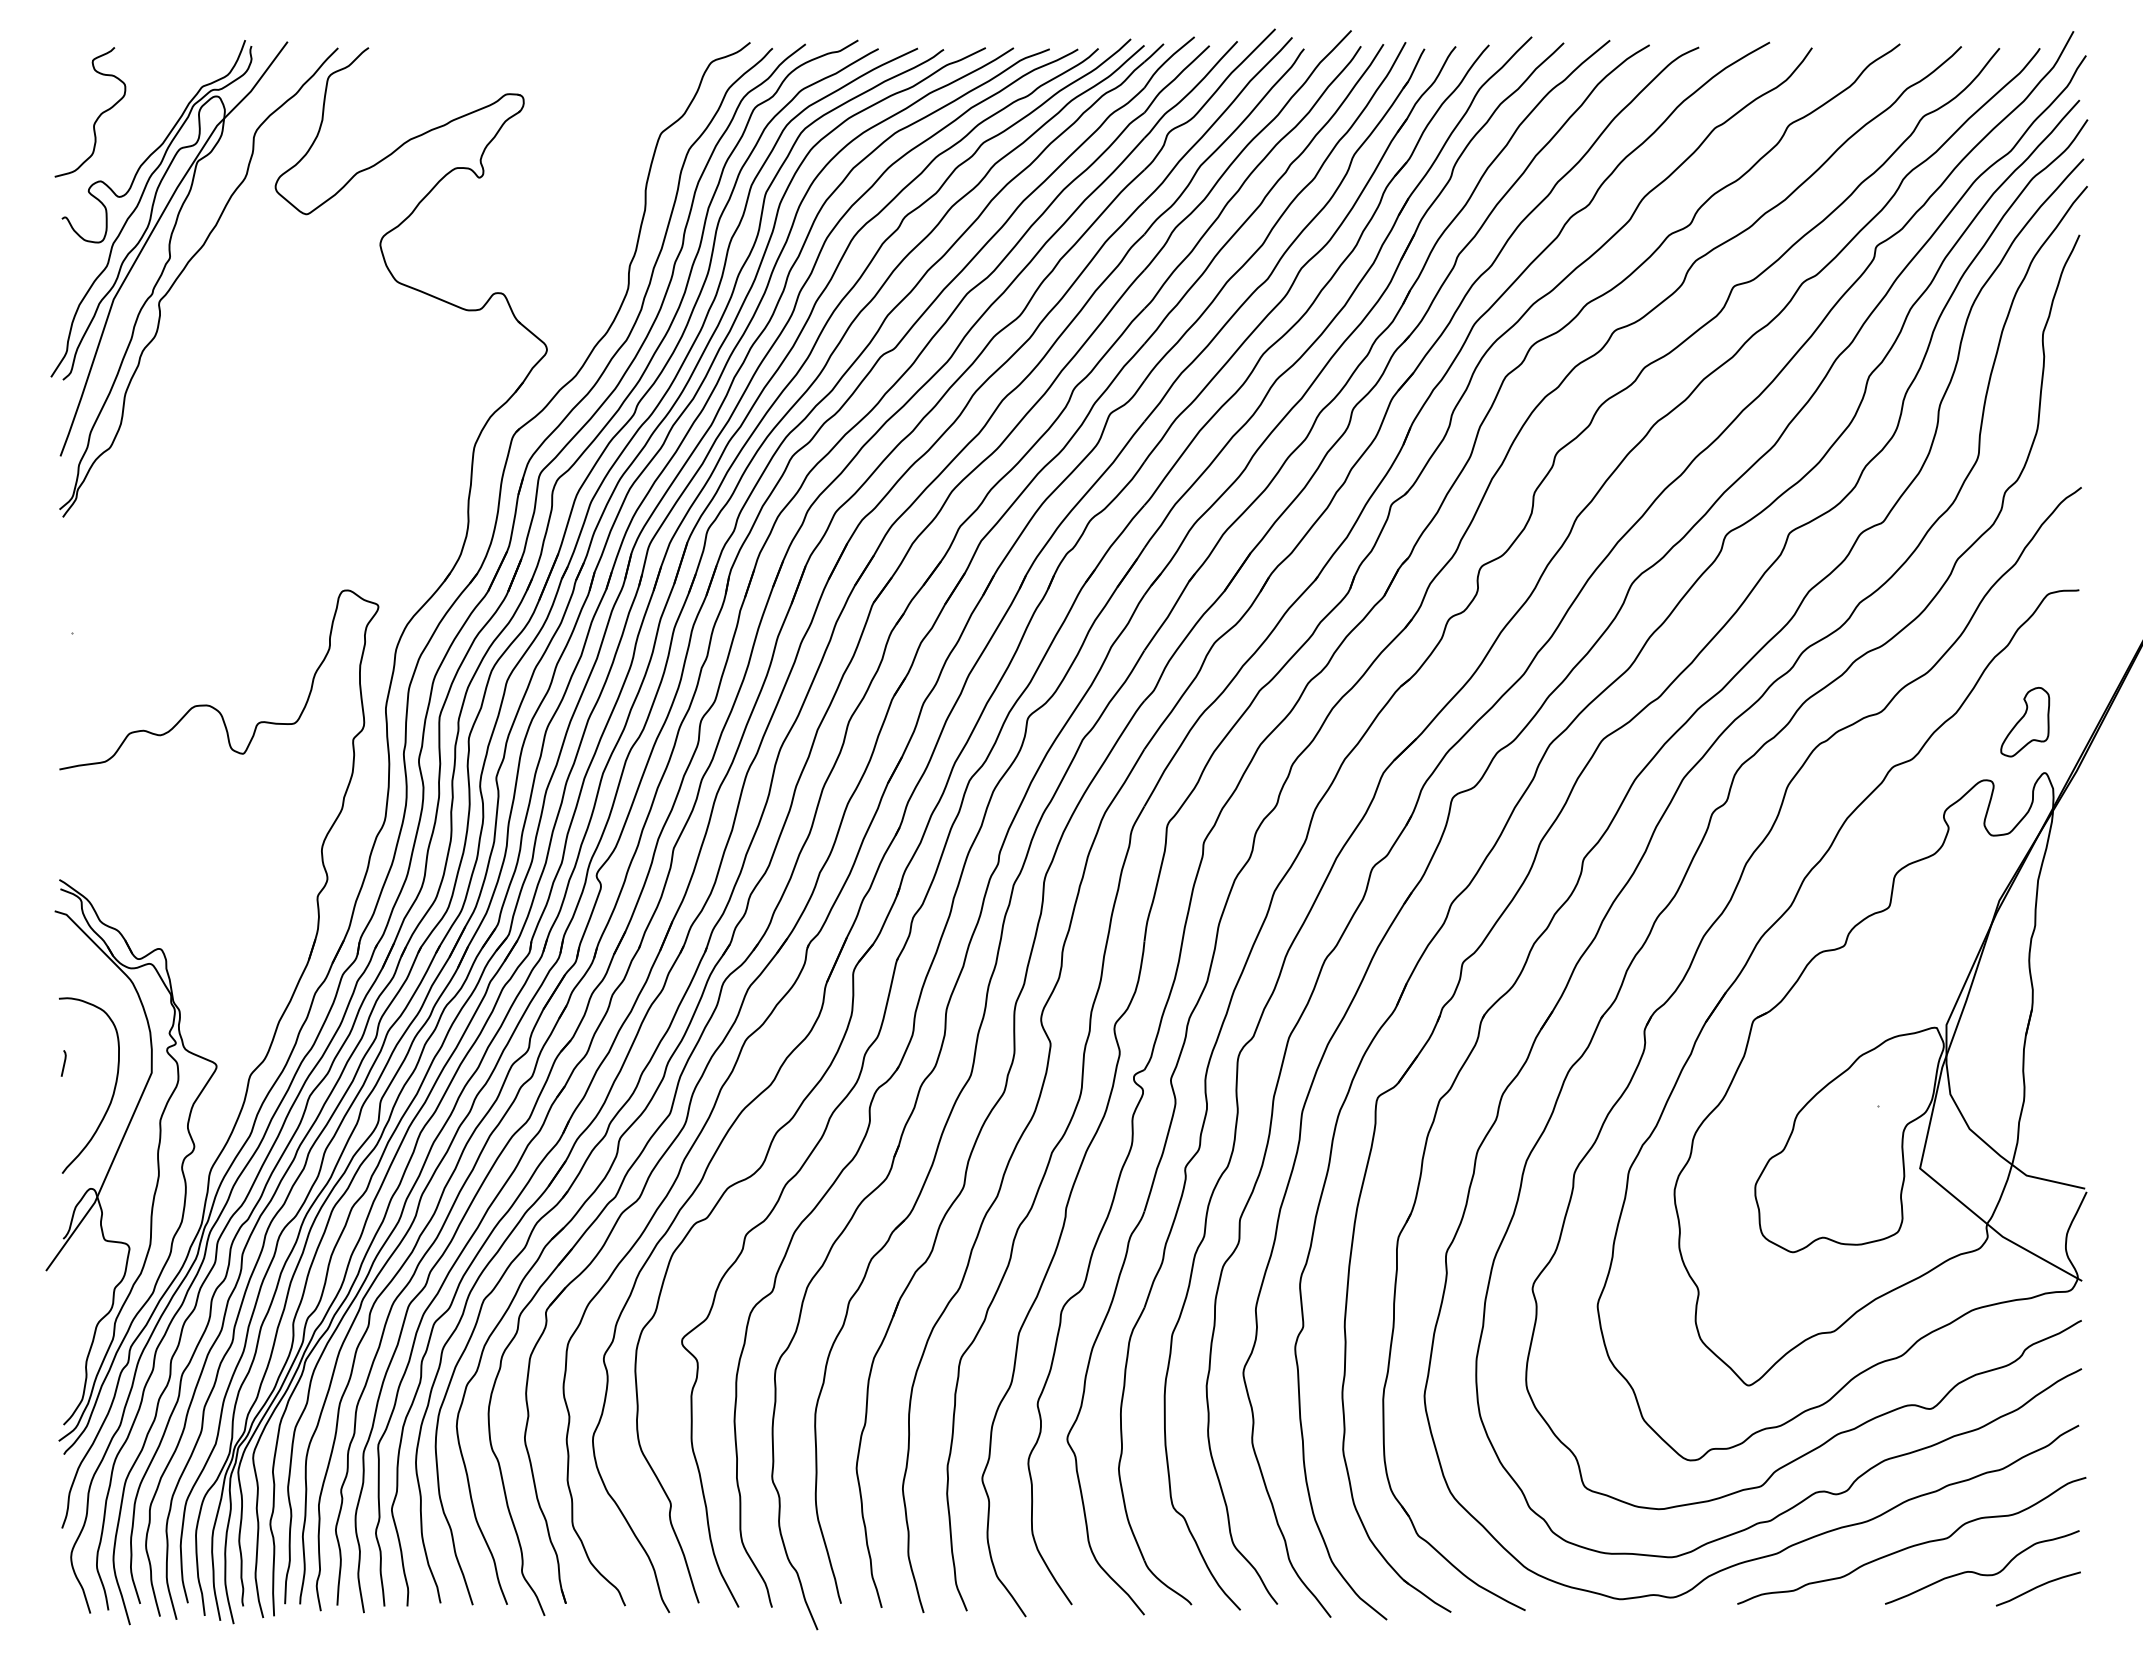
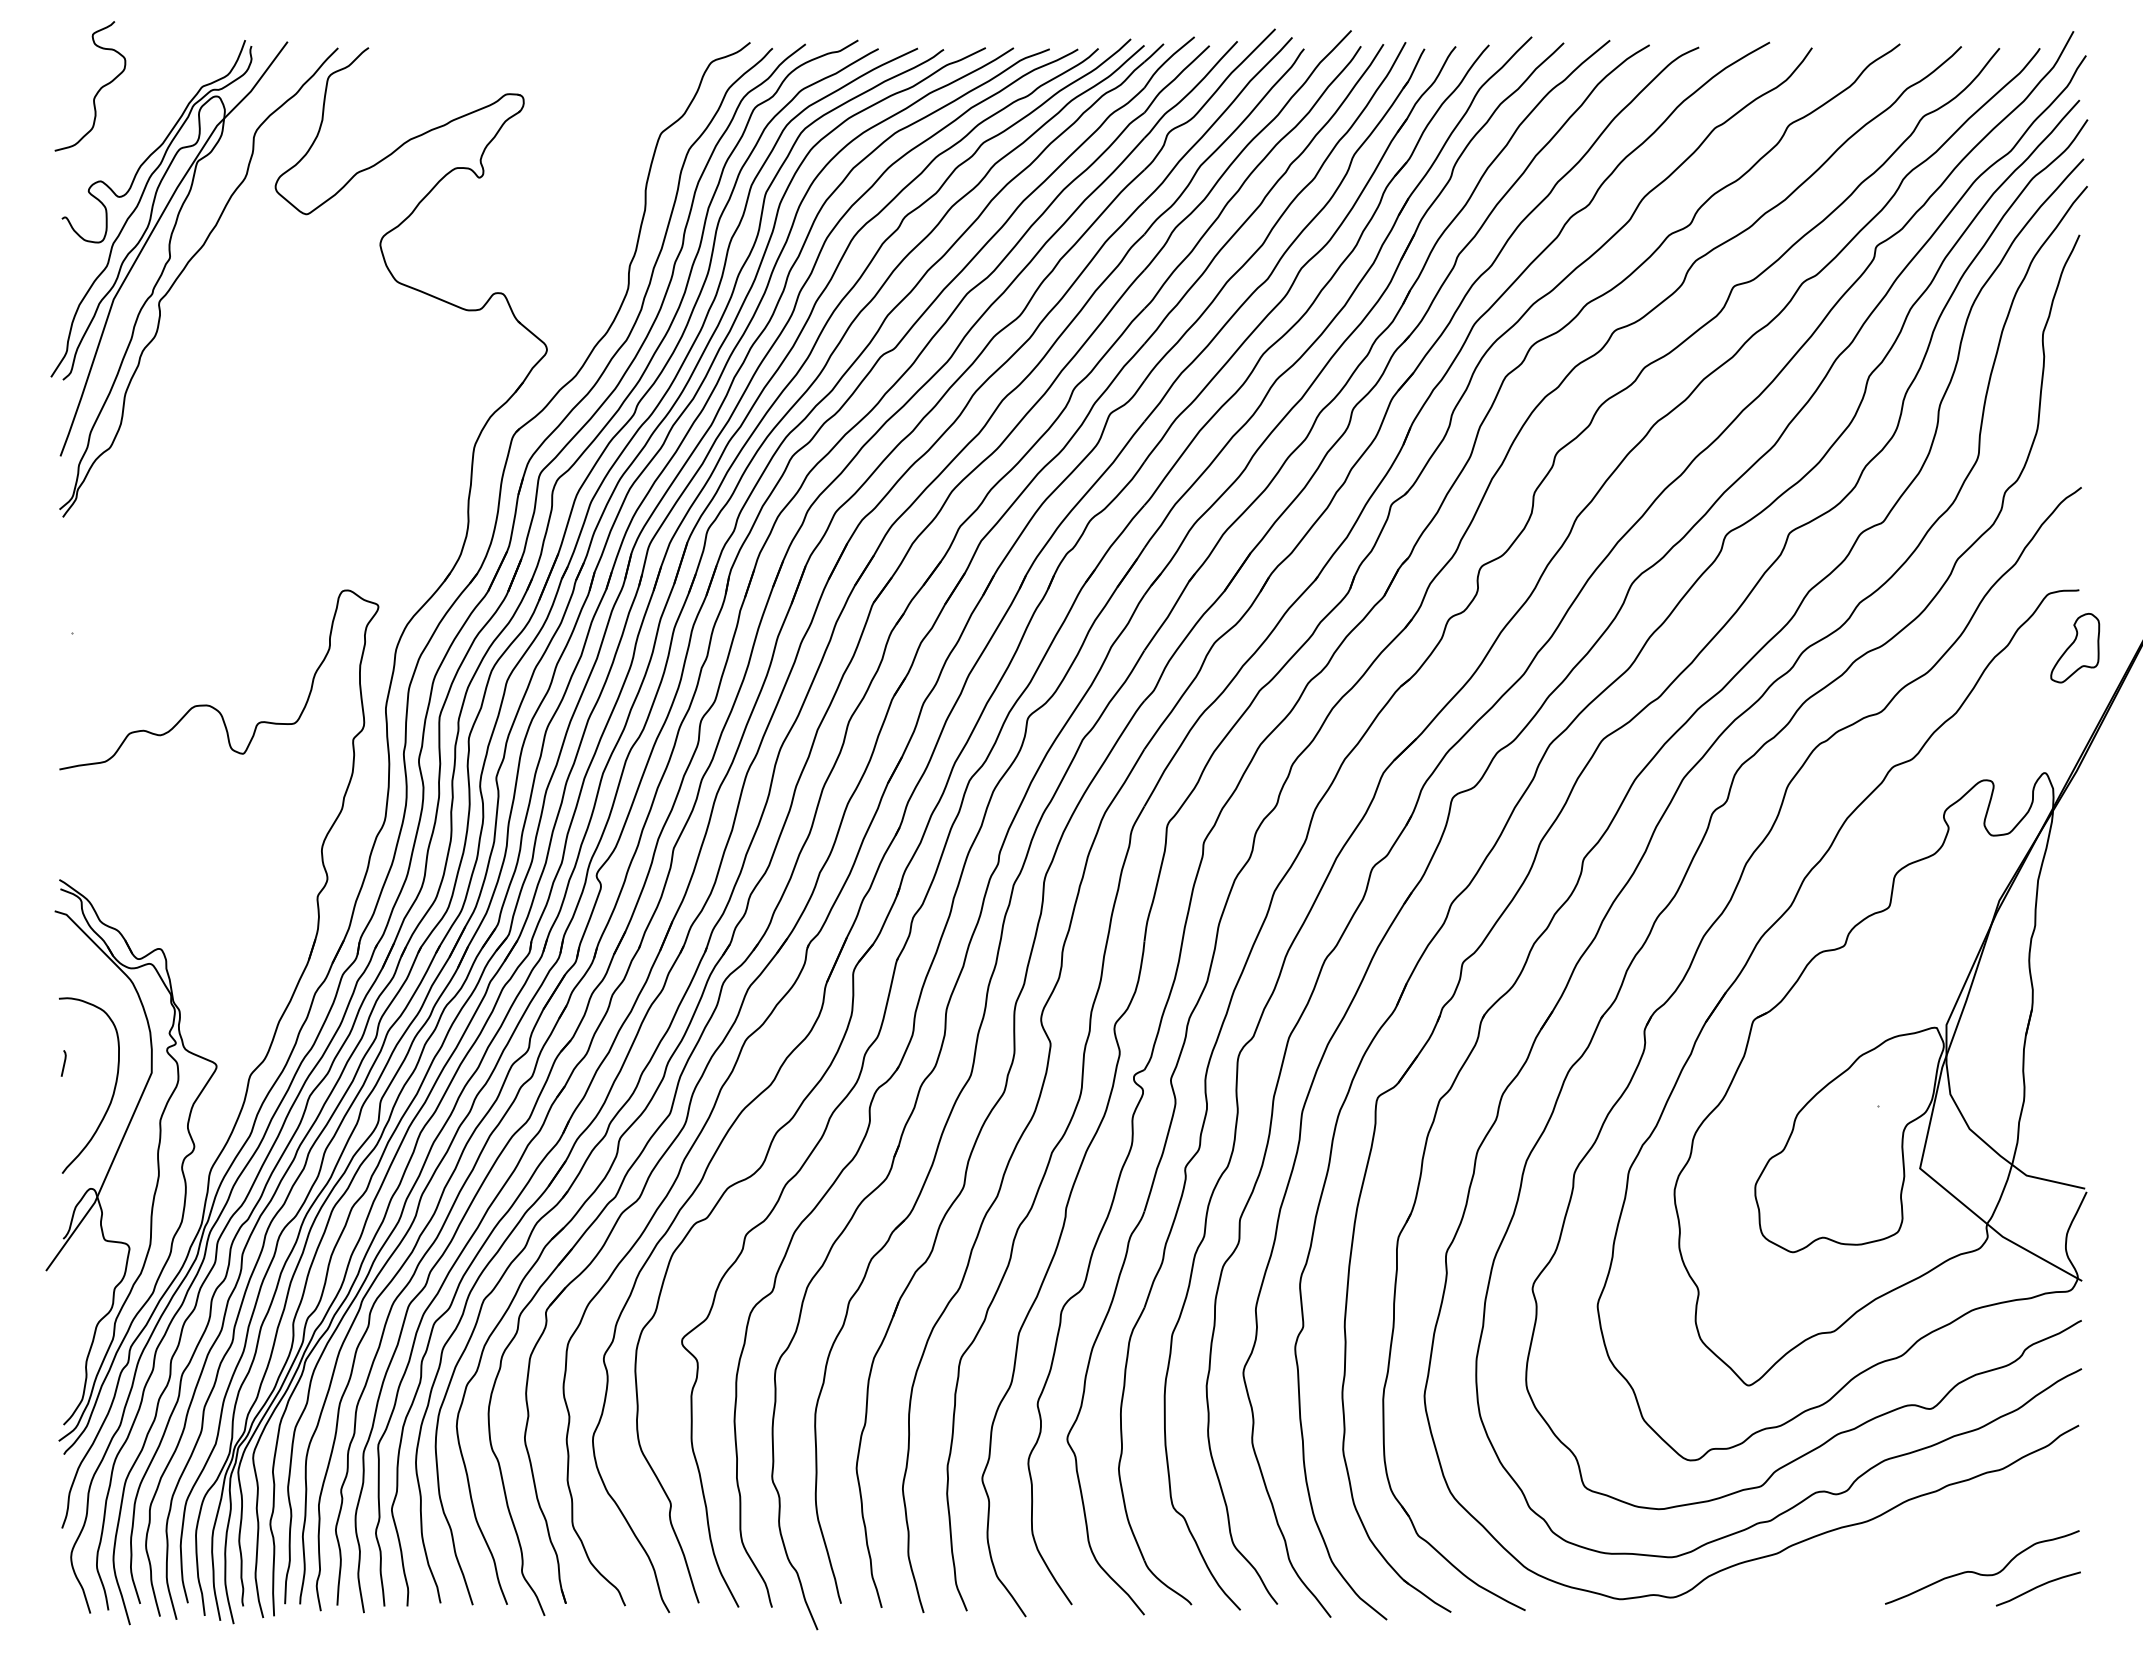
curve position: (96, 118) -> (96, 92) (96, 92)
part position: (2025, 722) -> (2075, 648) (2075, 648)
curve: present -> none (1914, 1544)
